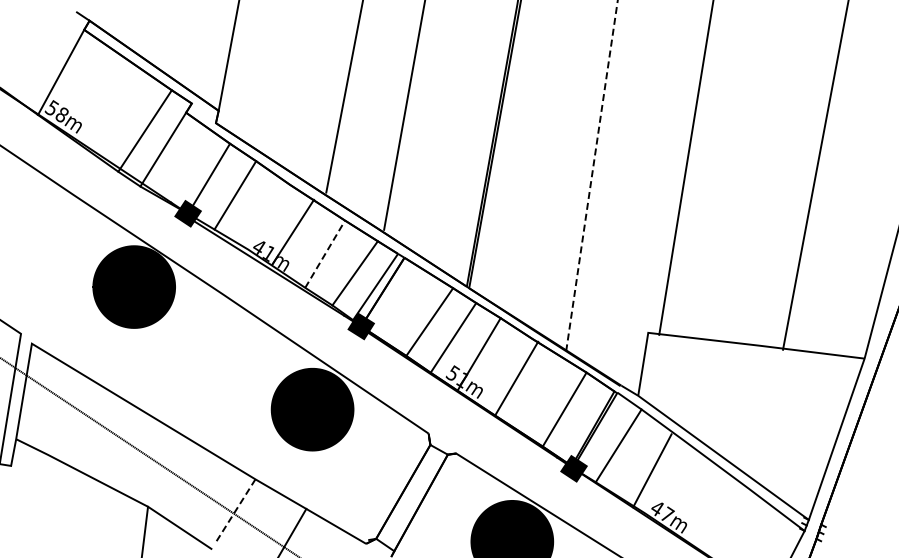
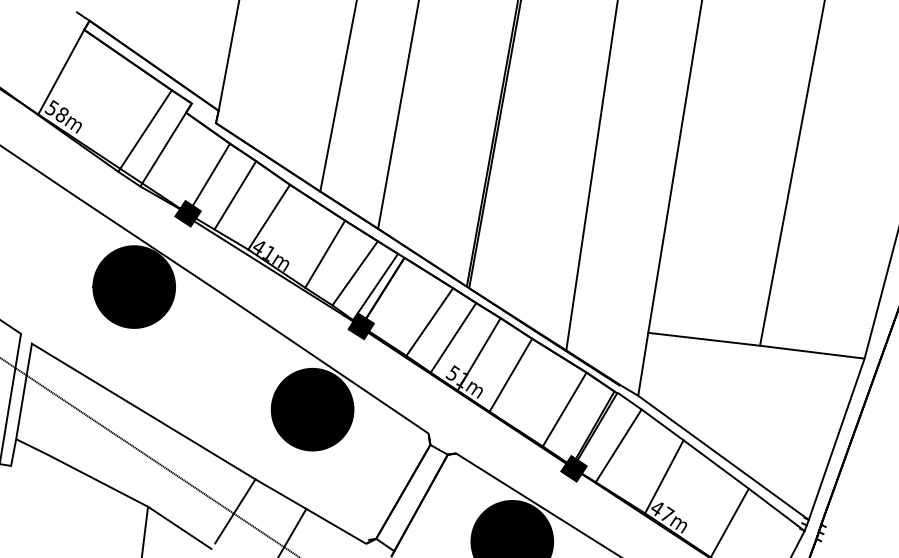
line position: (344, 97) -> (338, 96) (338, 96)
line position: (404, 115) -> (398, 115) (398, 115)
line position: (686, 168) -> (674, 167) (674, 167)
line: dashed -> solid (592, 175)
line position: (815, 175) -> (792, 173) (792, 173)
line position: (293, 231) -> (269, 216) (269, 216)
line: dashed -> solid (325, 253)
line position: (516, 377) -> (510, 374) (510, 374)
line position: (652, 470) -> (664, 476) (664, 476)
line: dashed -> solid (235, 511)
line: none -> present (730, 521)
